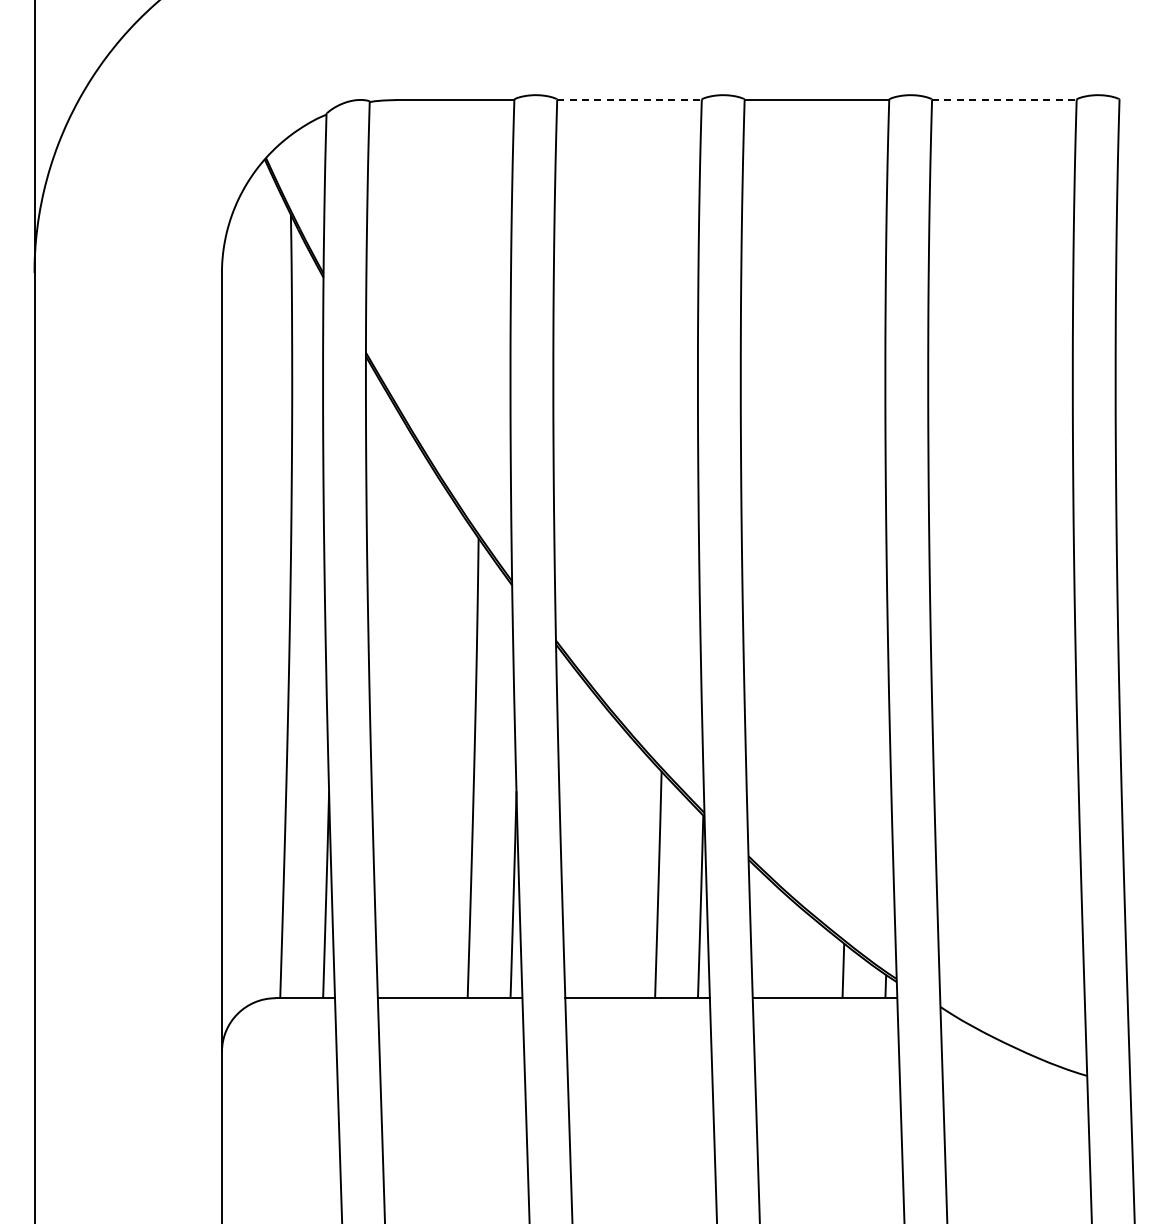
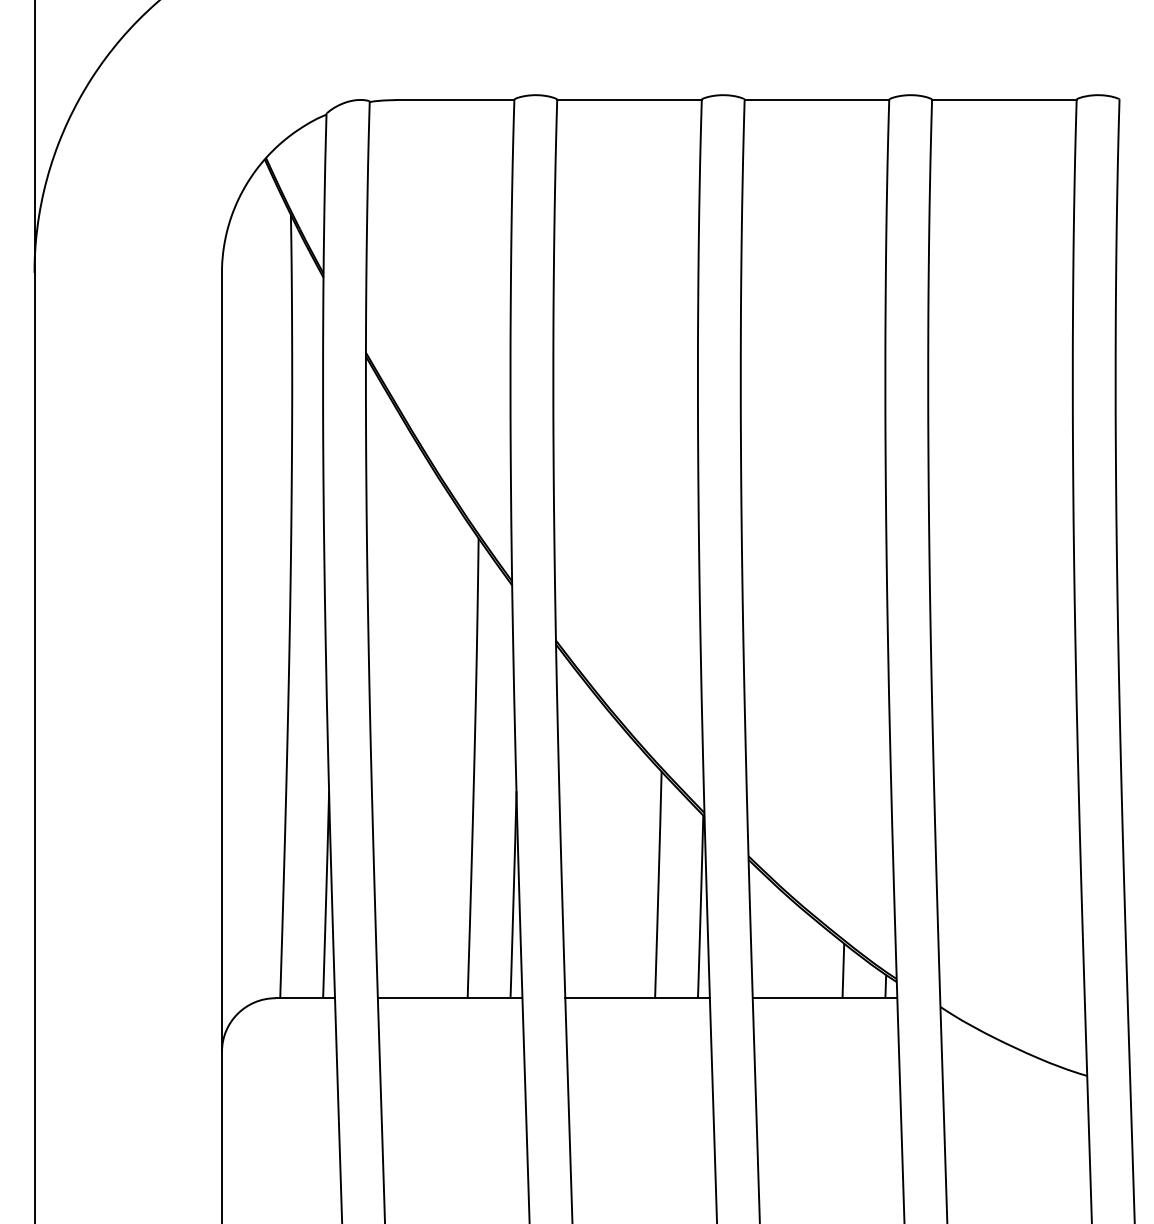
line: dashed -> solid (630, 100)
line: dashed -> solid (1004, 100)
